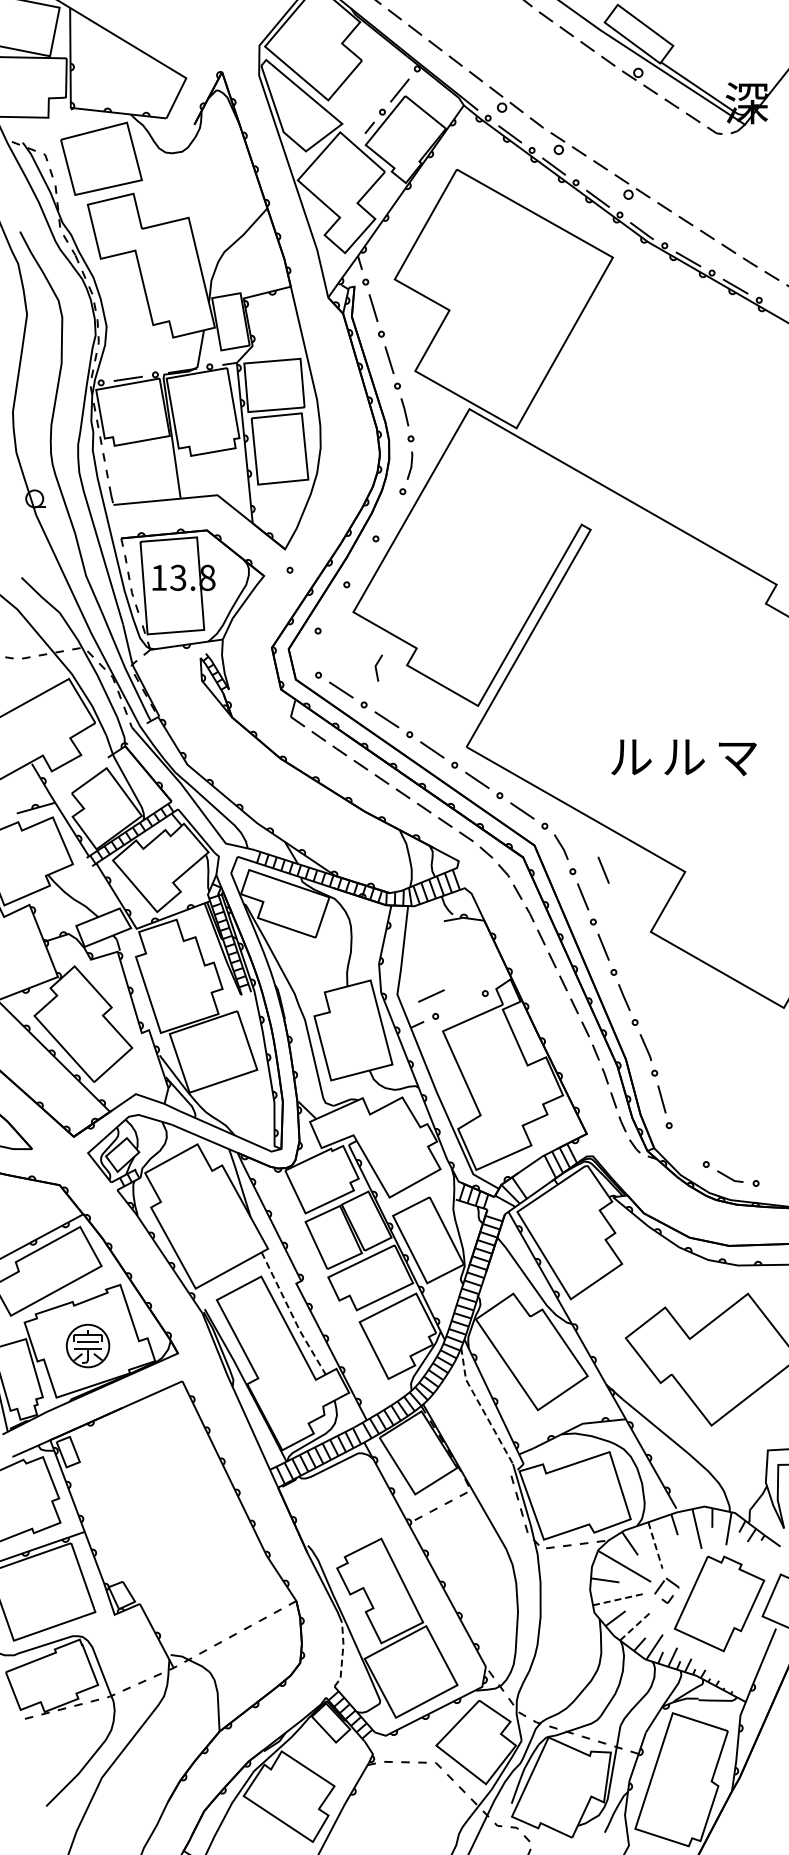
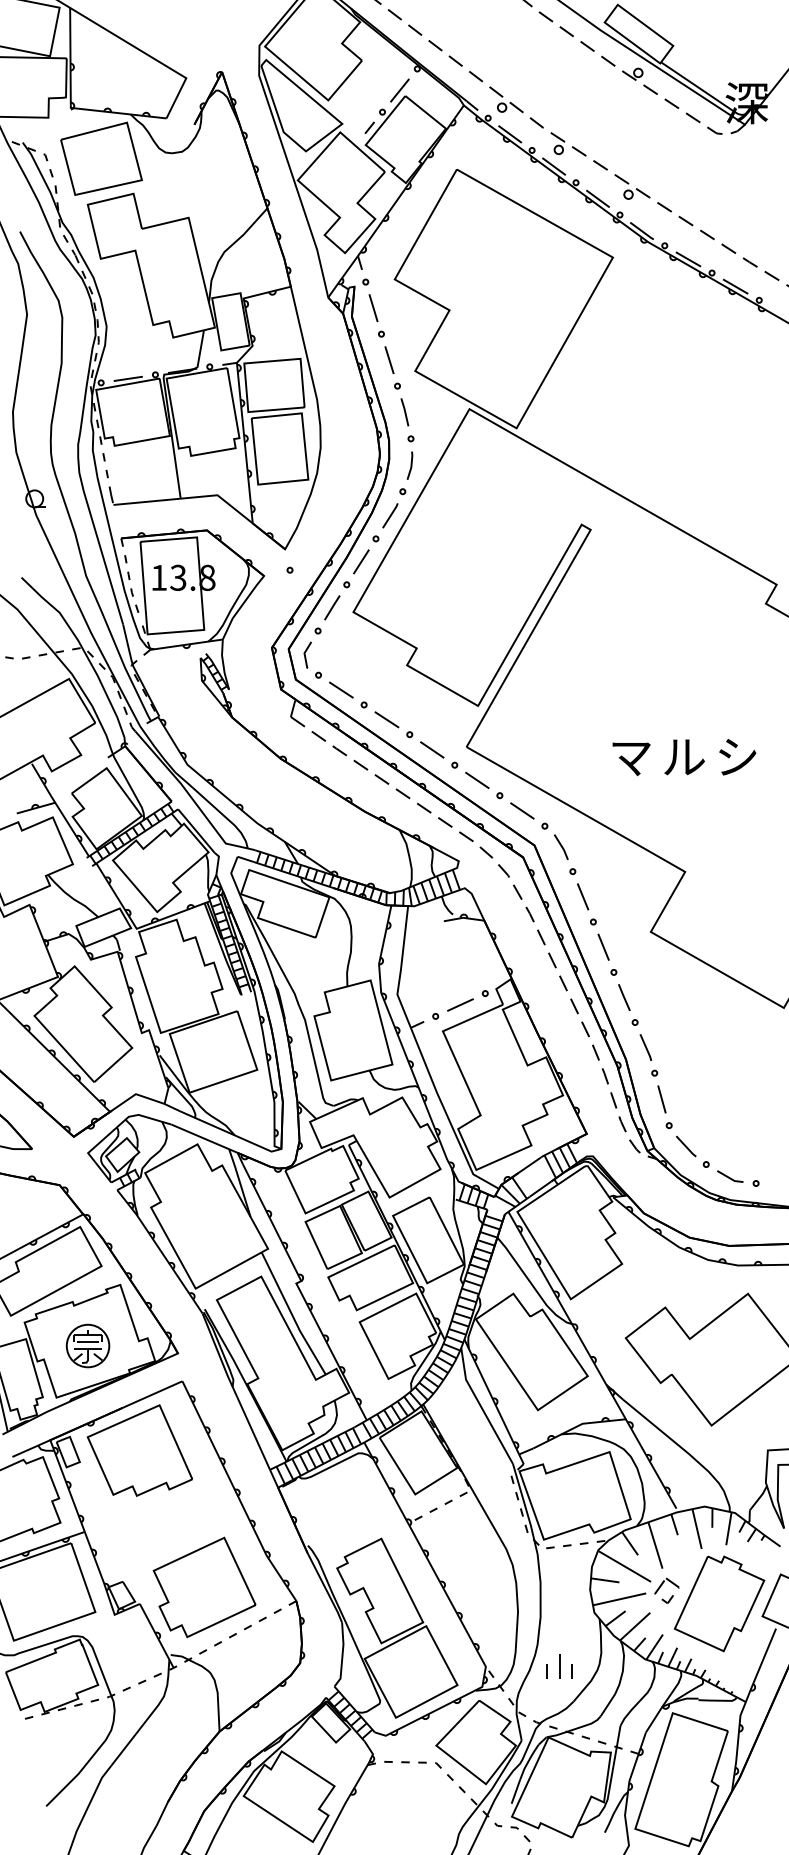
line: none -> present (390, 515)
line: none -> present (361, 561)
line: none -> present (332, 607)
line position: (376, 667) -> (305, 654) (305, 654)
text: ル -> マ (631, 757)
text: マ -> シ (737, 757)
line: present -> none (603, 869)
line position: (431, 995) -> (460, 1004) (460, 1004)
line: none -> present (686, 1146)
line: dashed -> solid (292, 1315)
line: dashed -> solid (481, 1407)
part: none -> present (139, 1450)
line: dashed -> solid (655, 1545)
part: none -> present (204, 1586)
line: dashed -> solid (620, 1599)
line: dashed -> solid (635, 1626)
line: dashed -> solid (342, 1656)
part: none -> present (559, 1666)
